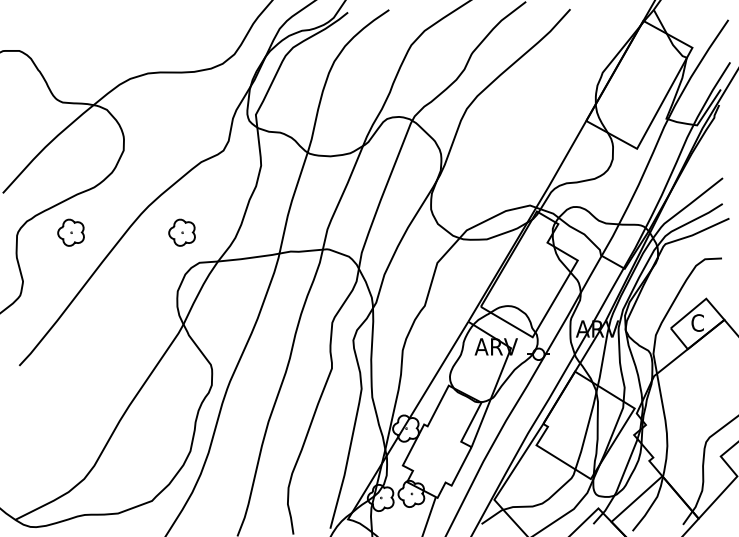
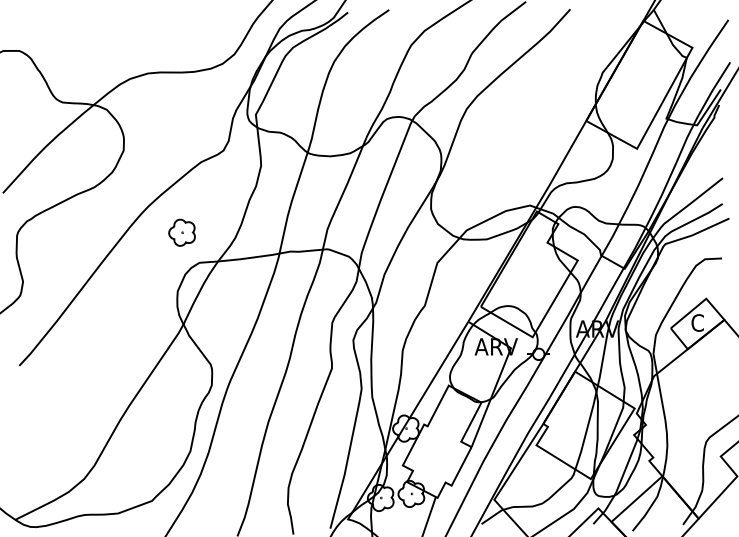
part: present -> none (70, 232)
